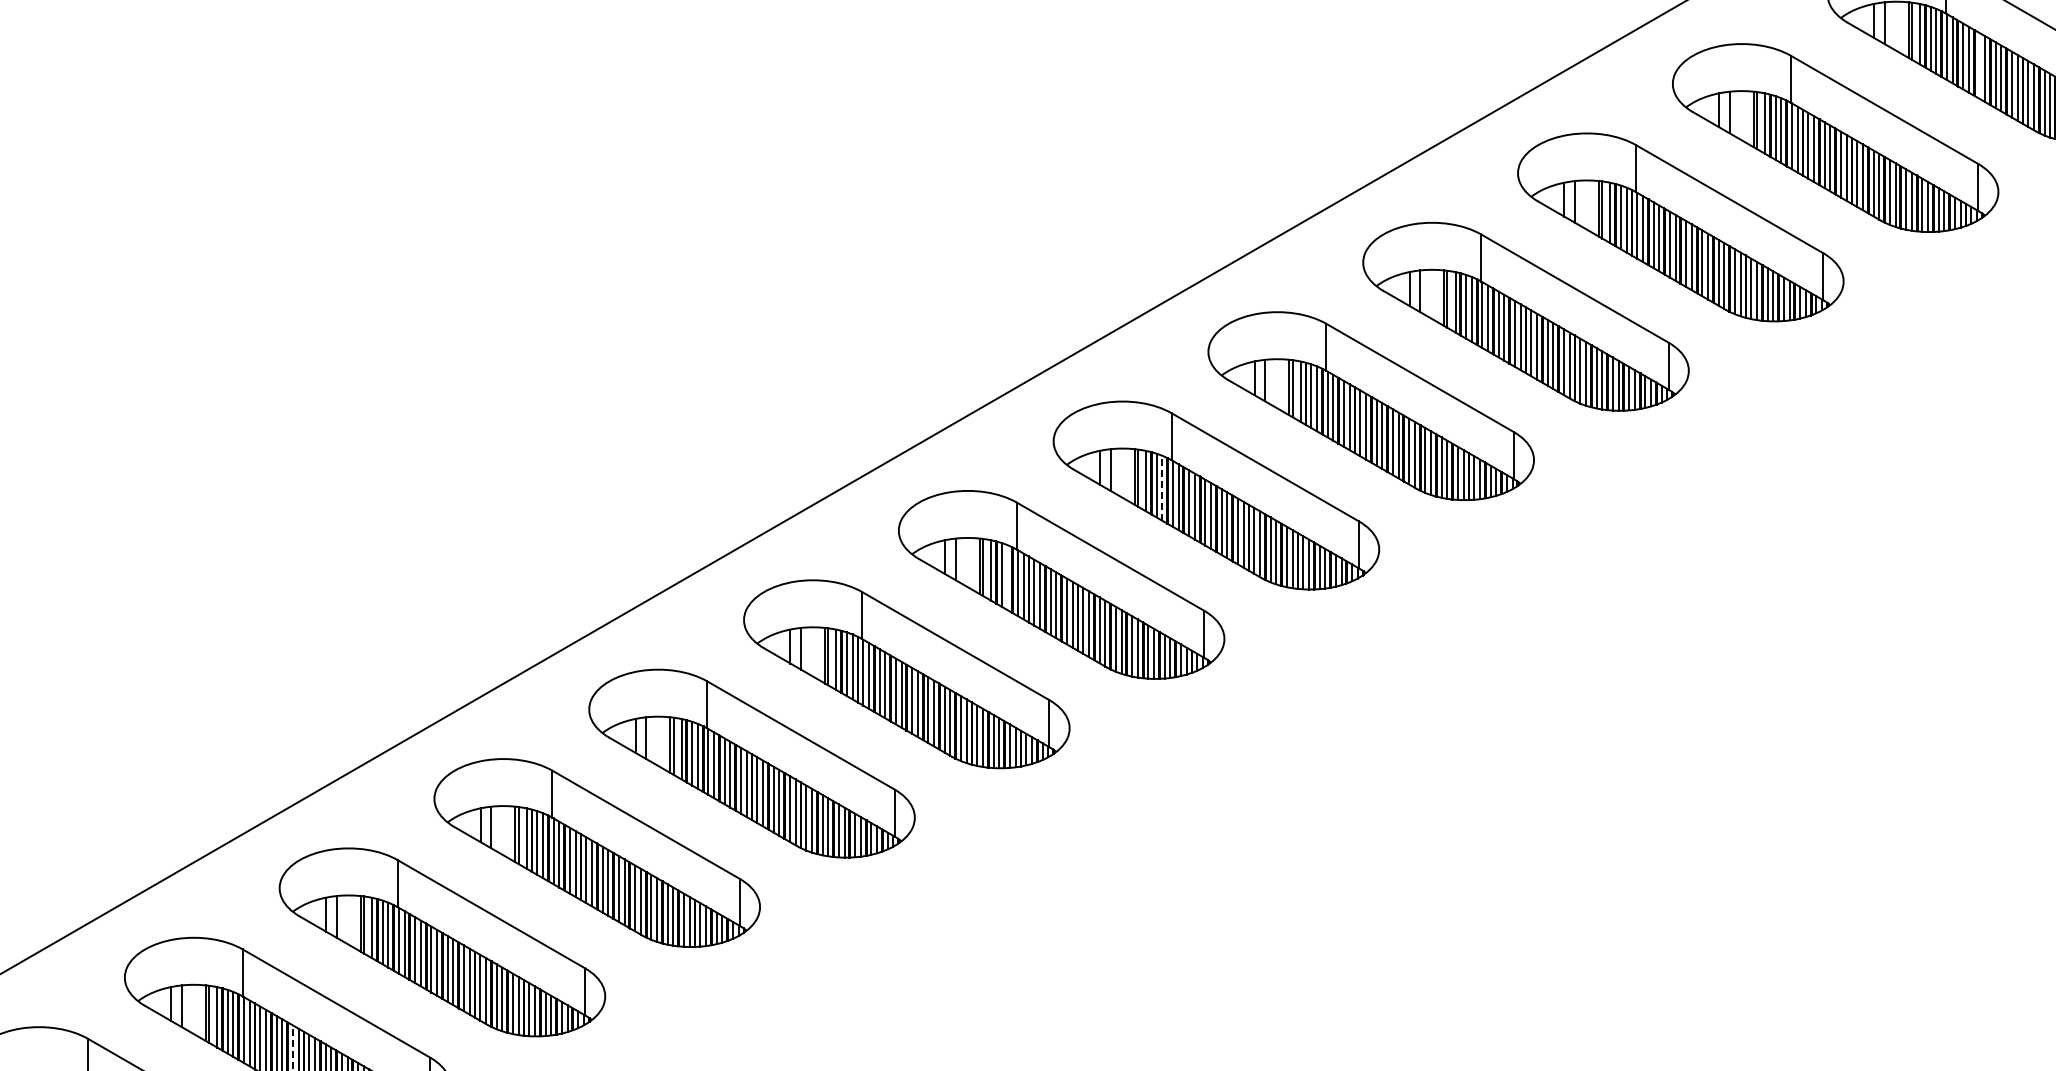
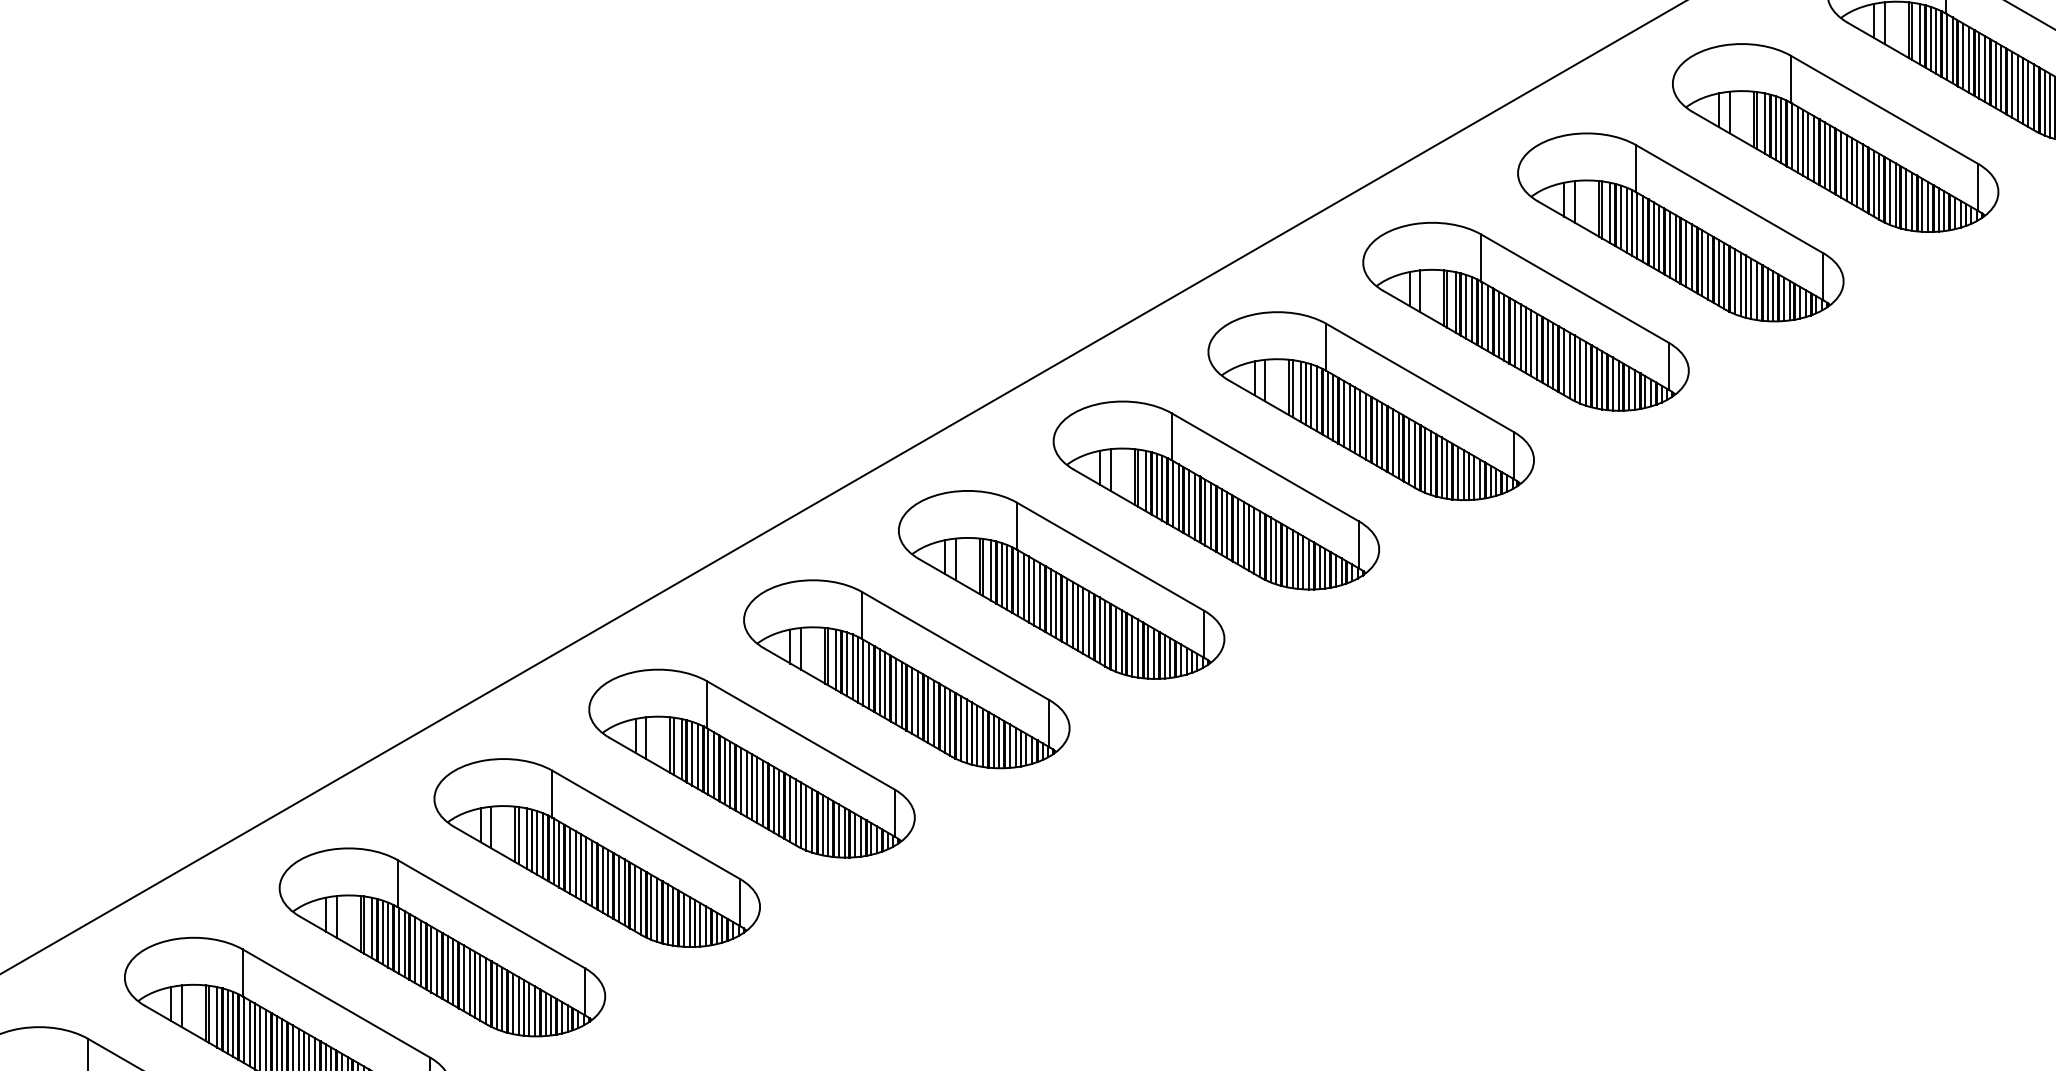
line: none -> present (1979, 65)
line: dashed -> solid (1162, 487)
line: none -> present (1007, 577)
line: dashed -> solid (292, 1047)
